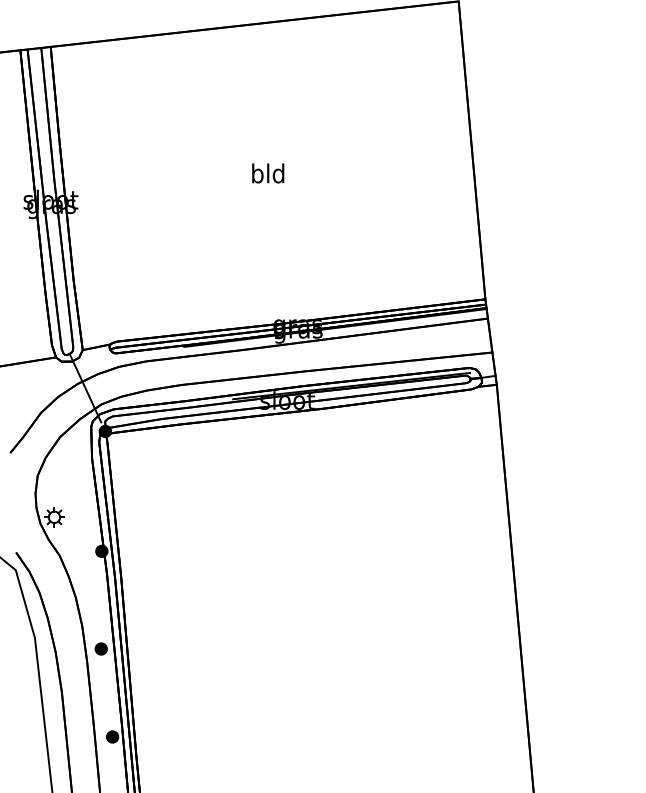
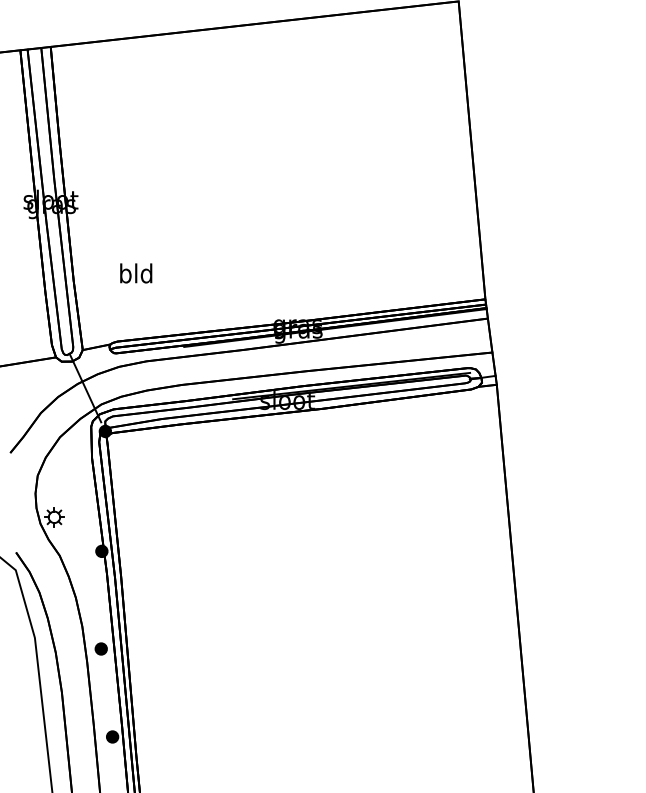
text position: (268, 173) -> (136, 273) (136, 273)
